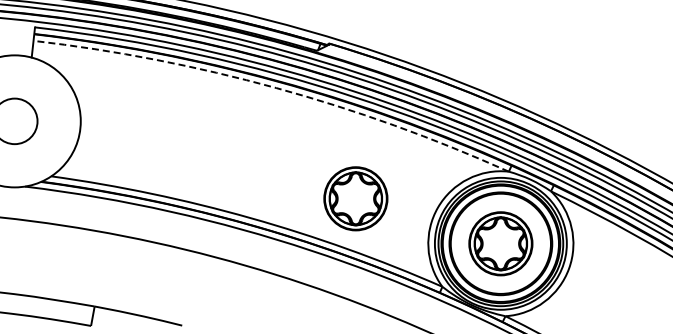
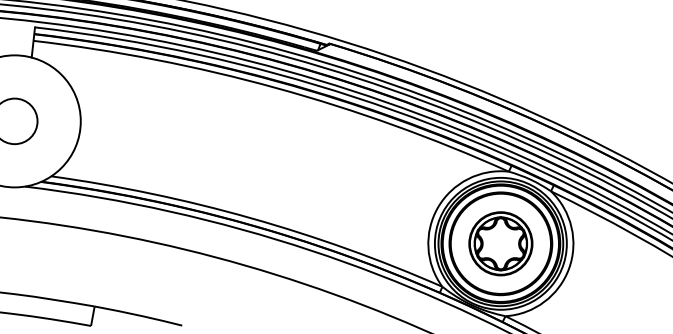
arc: dashed -> solid (276, 88)
part: present -> none (355, 198)
